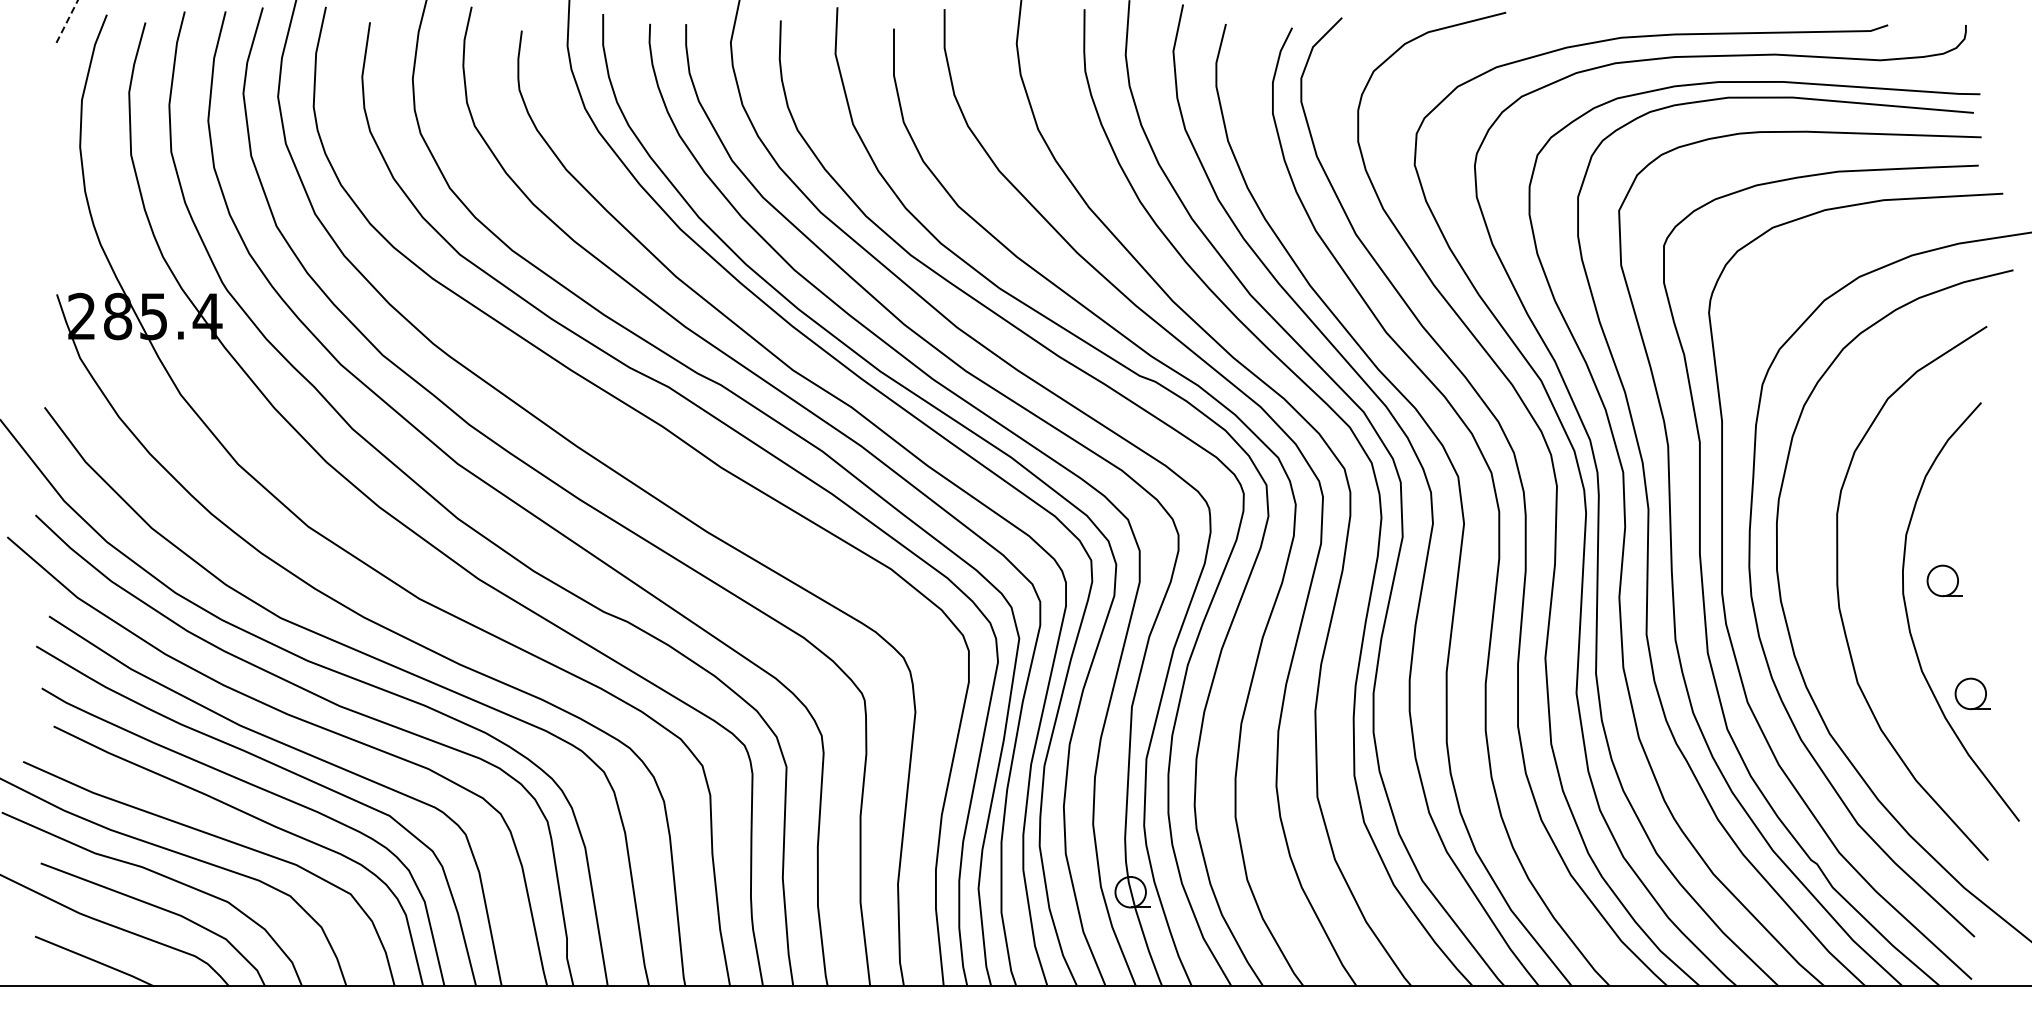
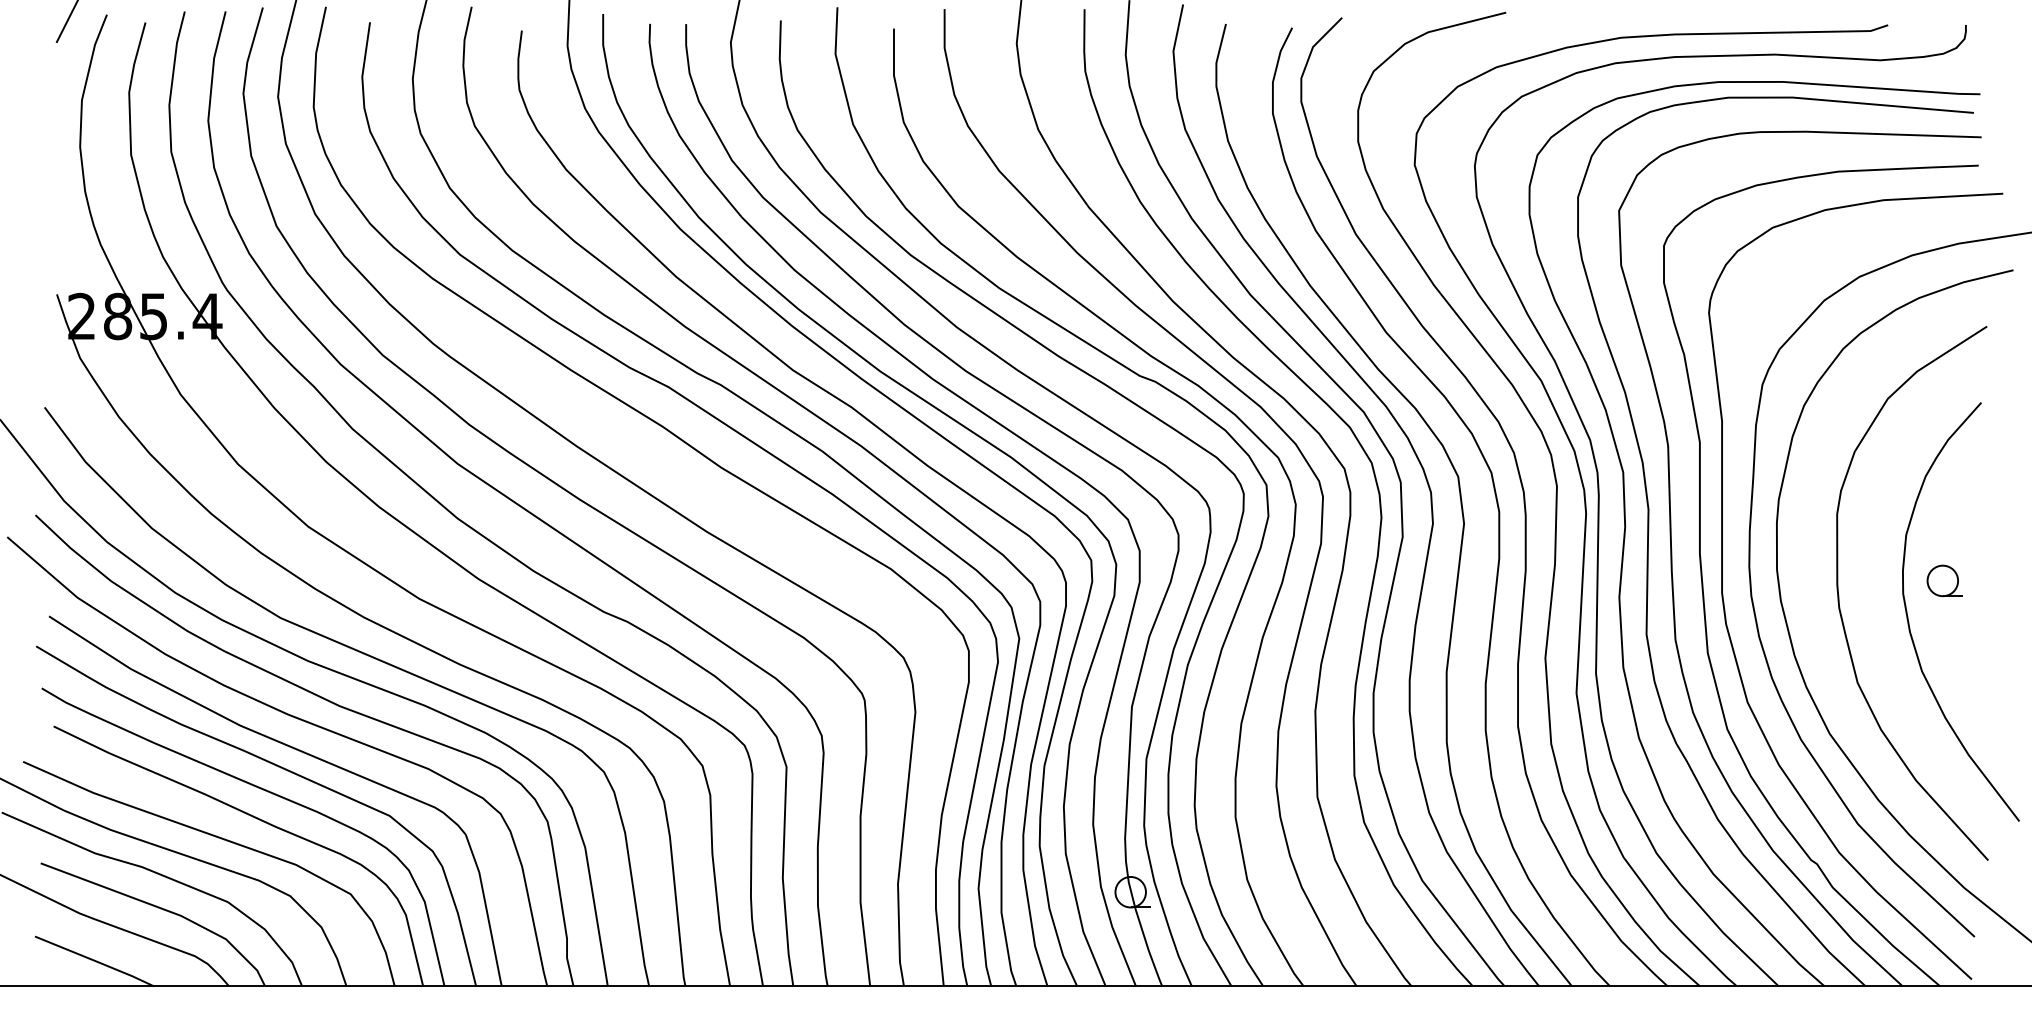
line: dashed -> solid (67, 21)
part: present -> none (1972, 693)
